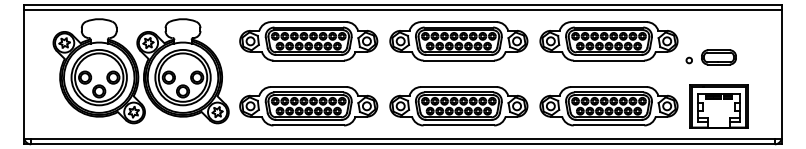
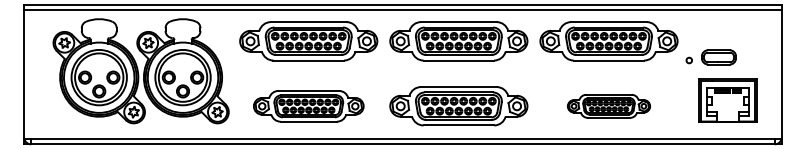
part size: 140x41 px -> 112x33 px (308, 106)
part size: 140x41 px -> 84x25 px (608, 106)
part position: (718, 106) -> (727, 100) (727, 100)
